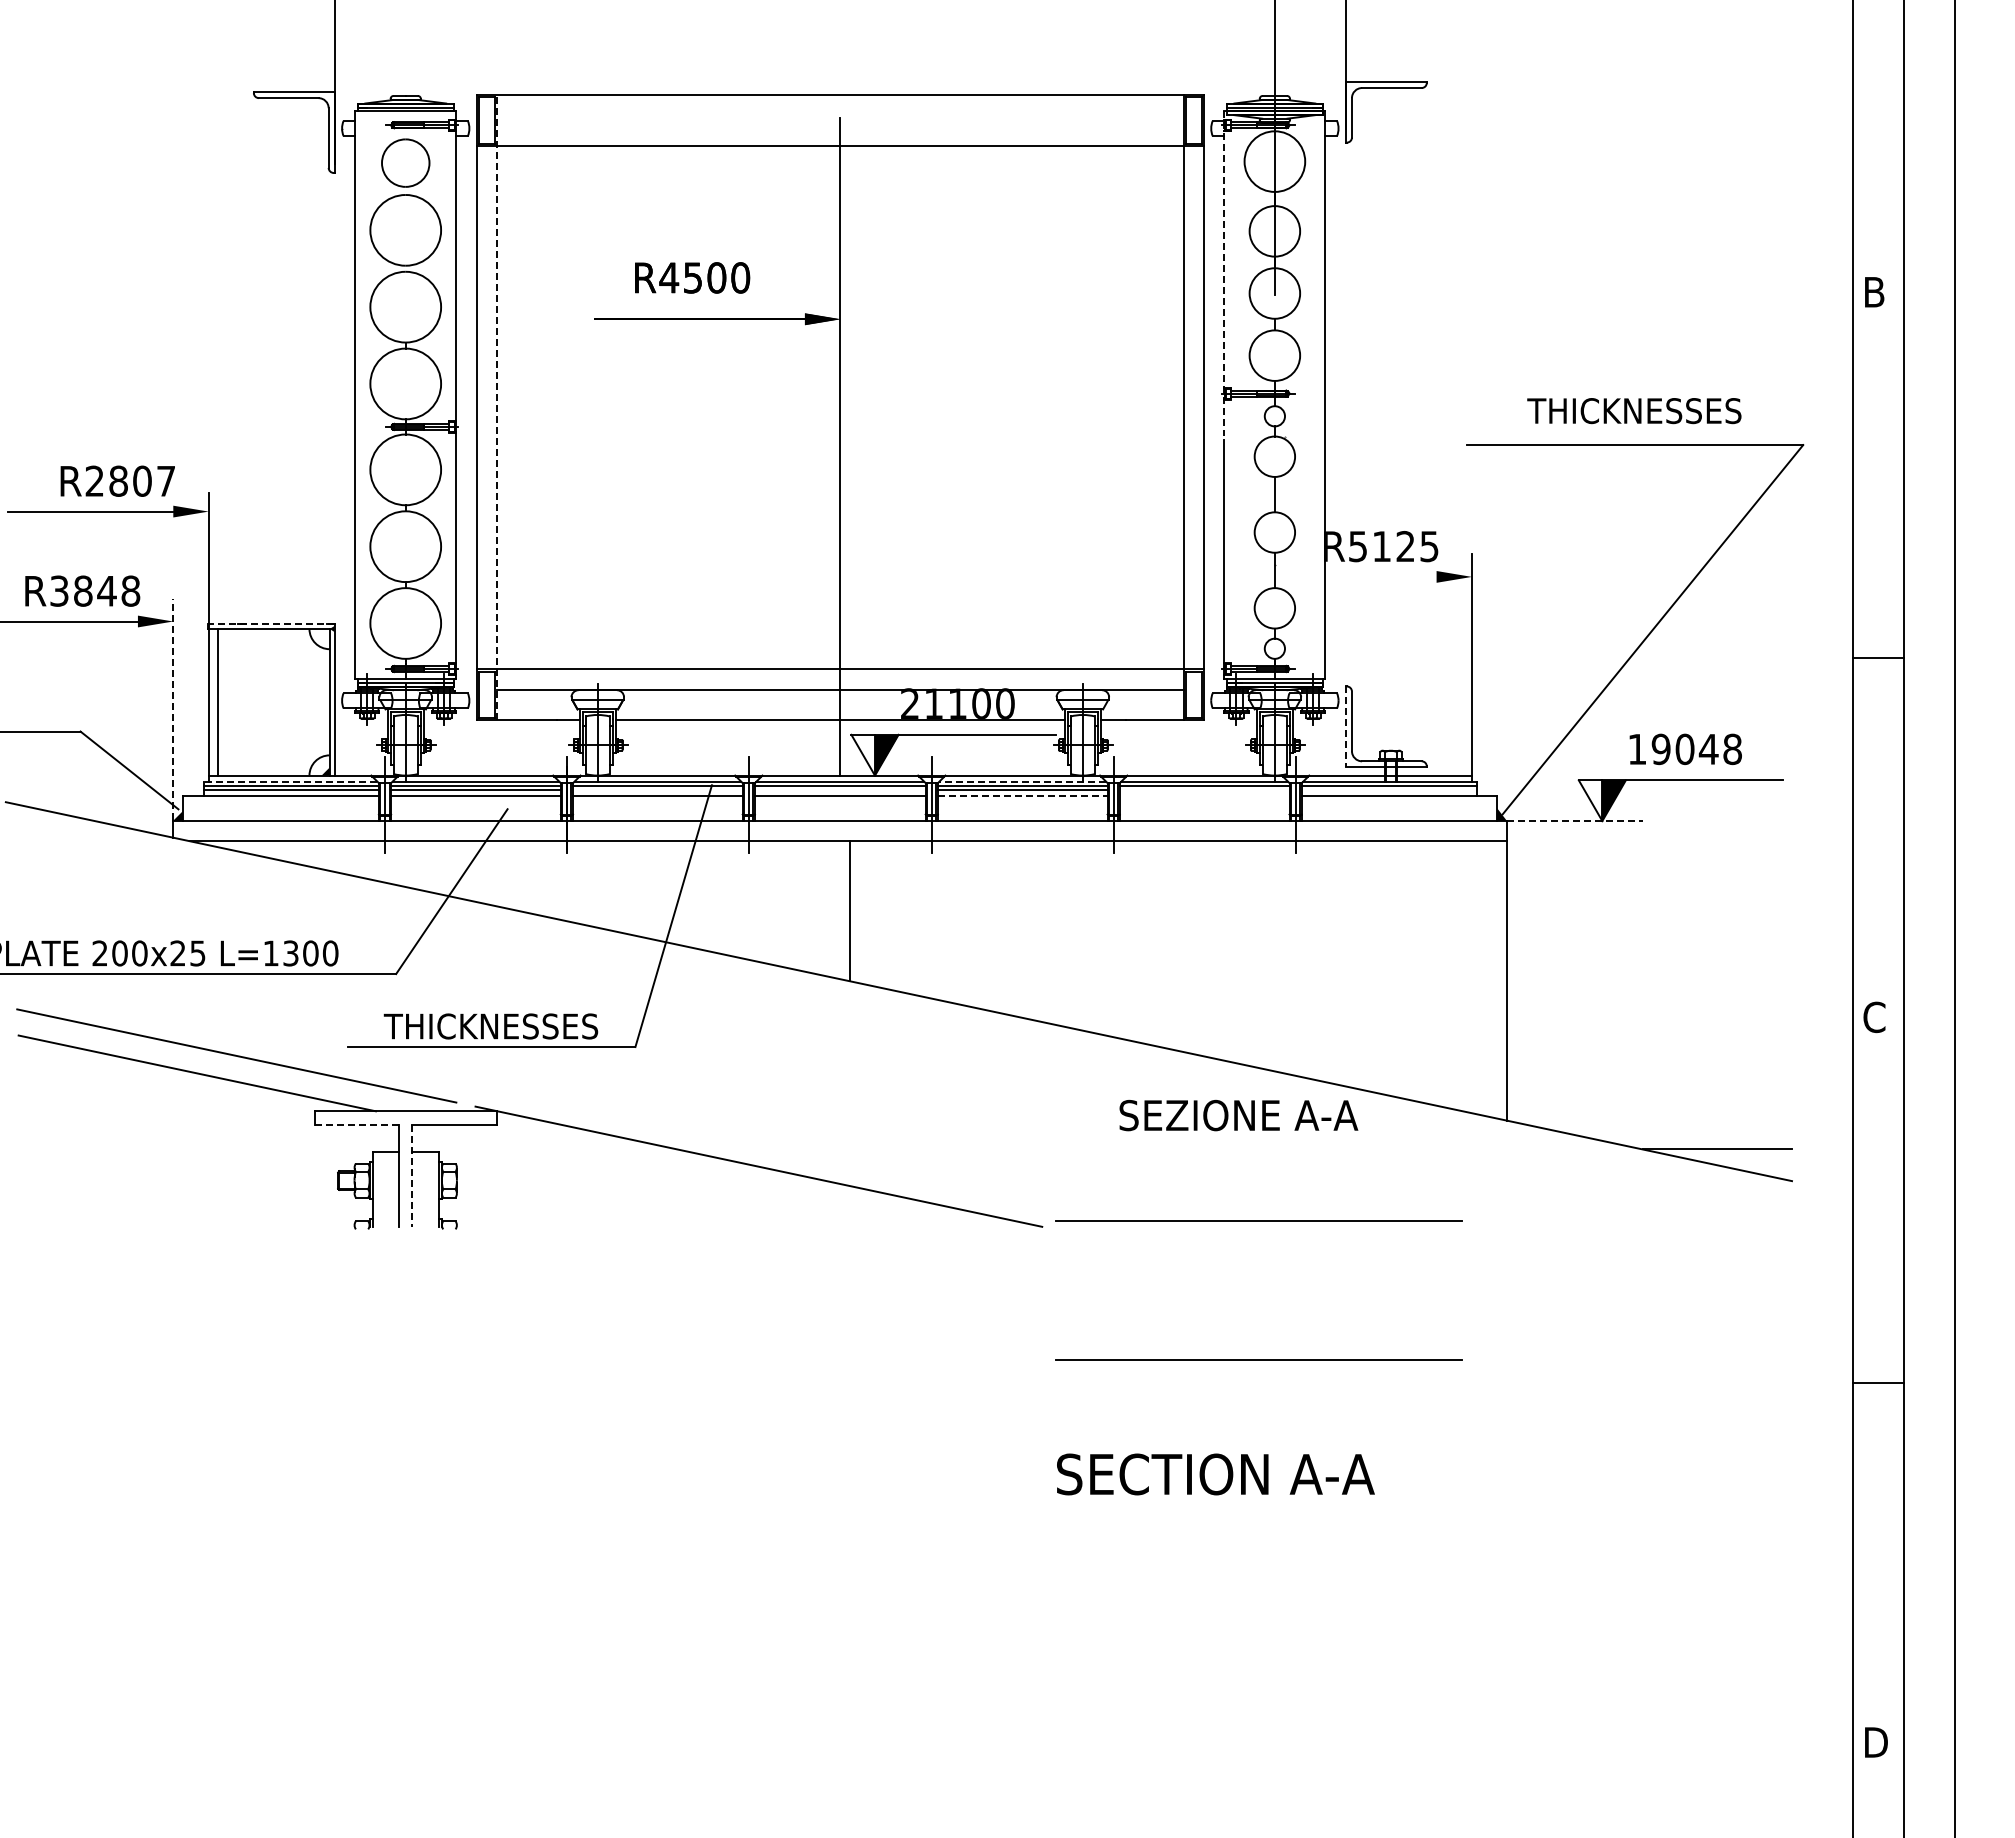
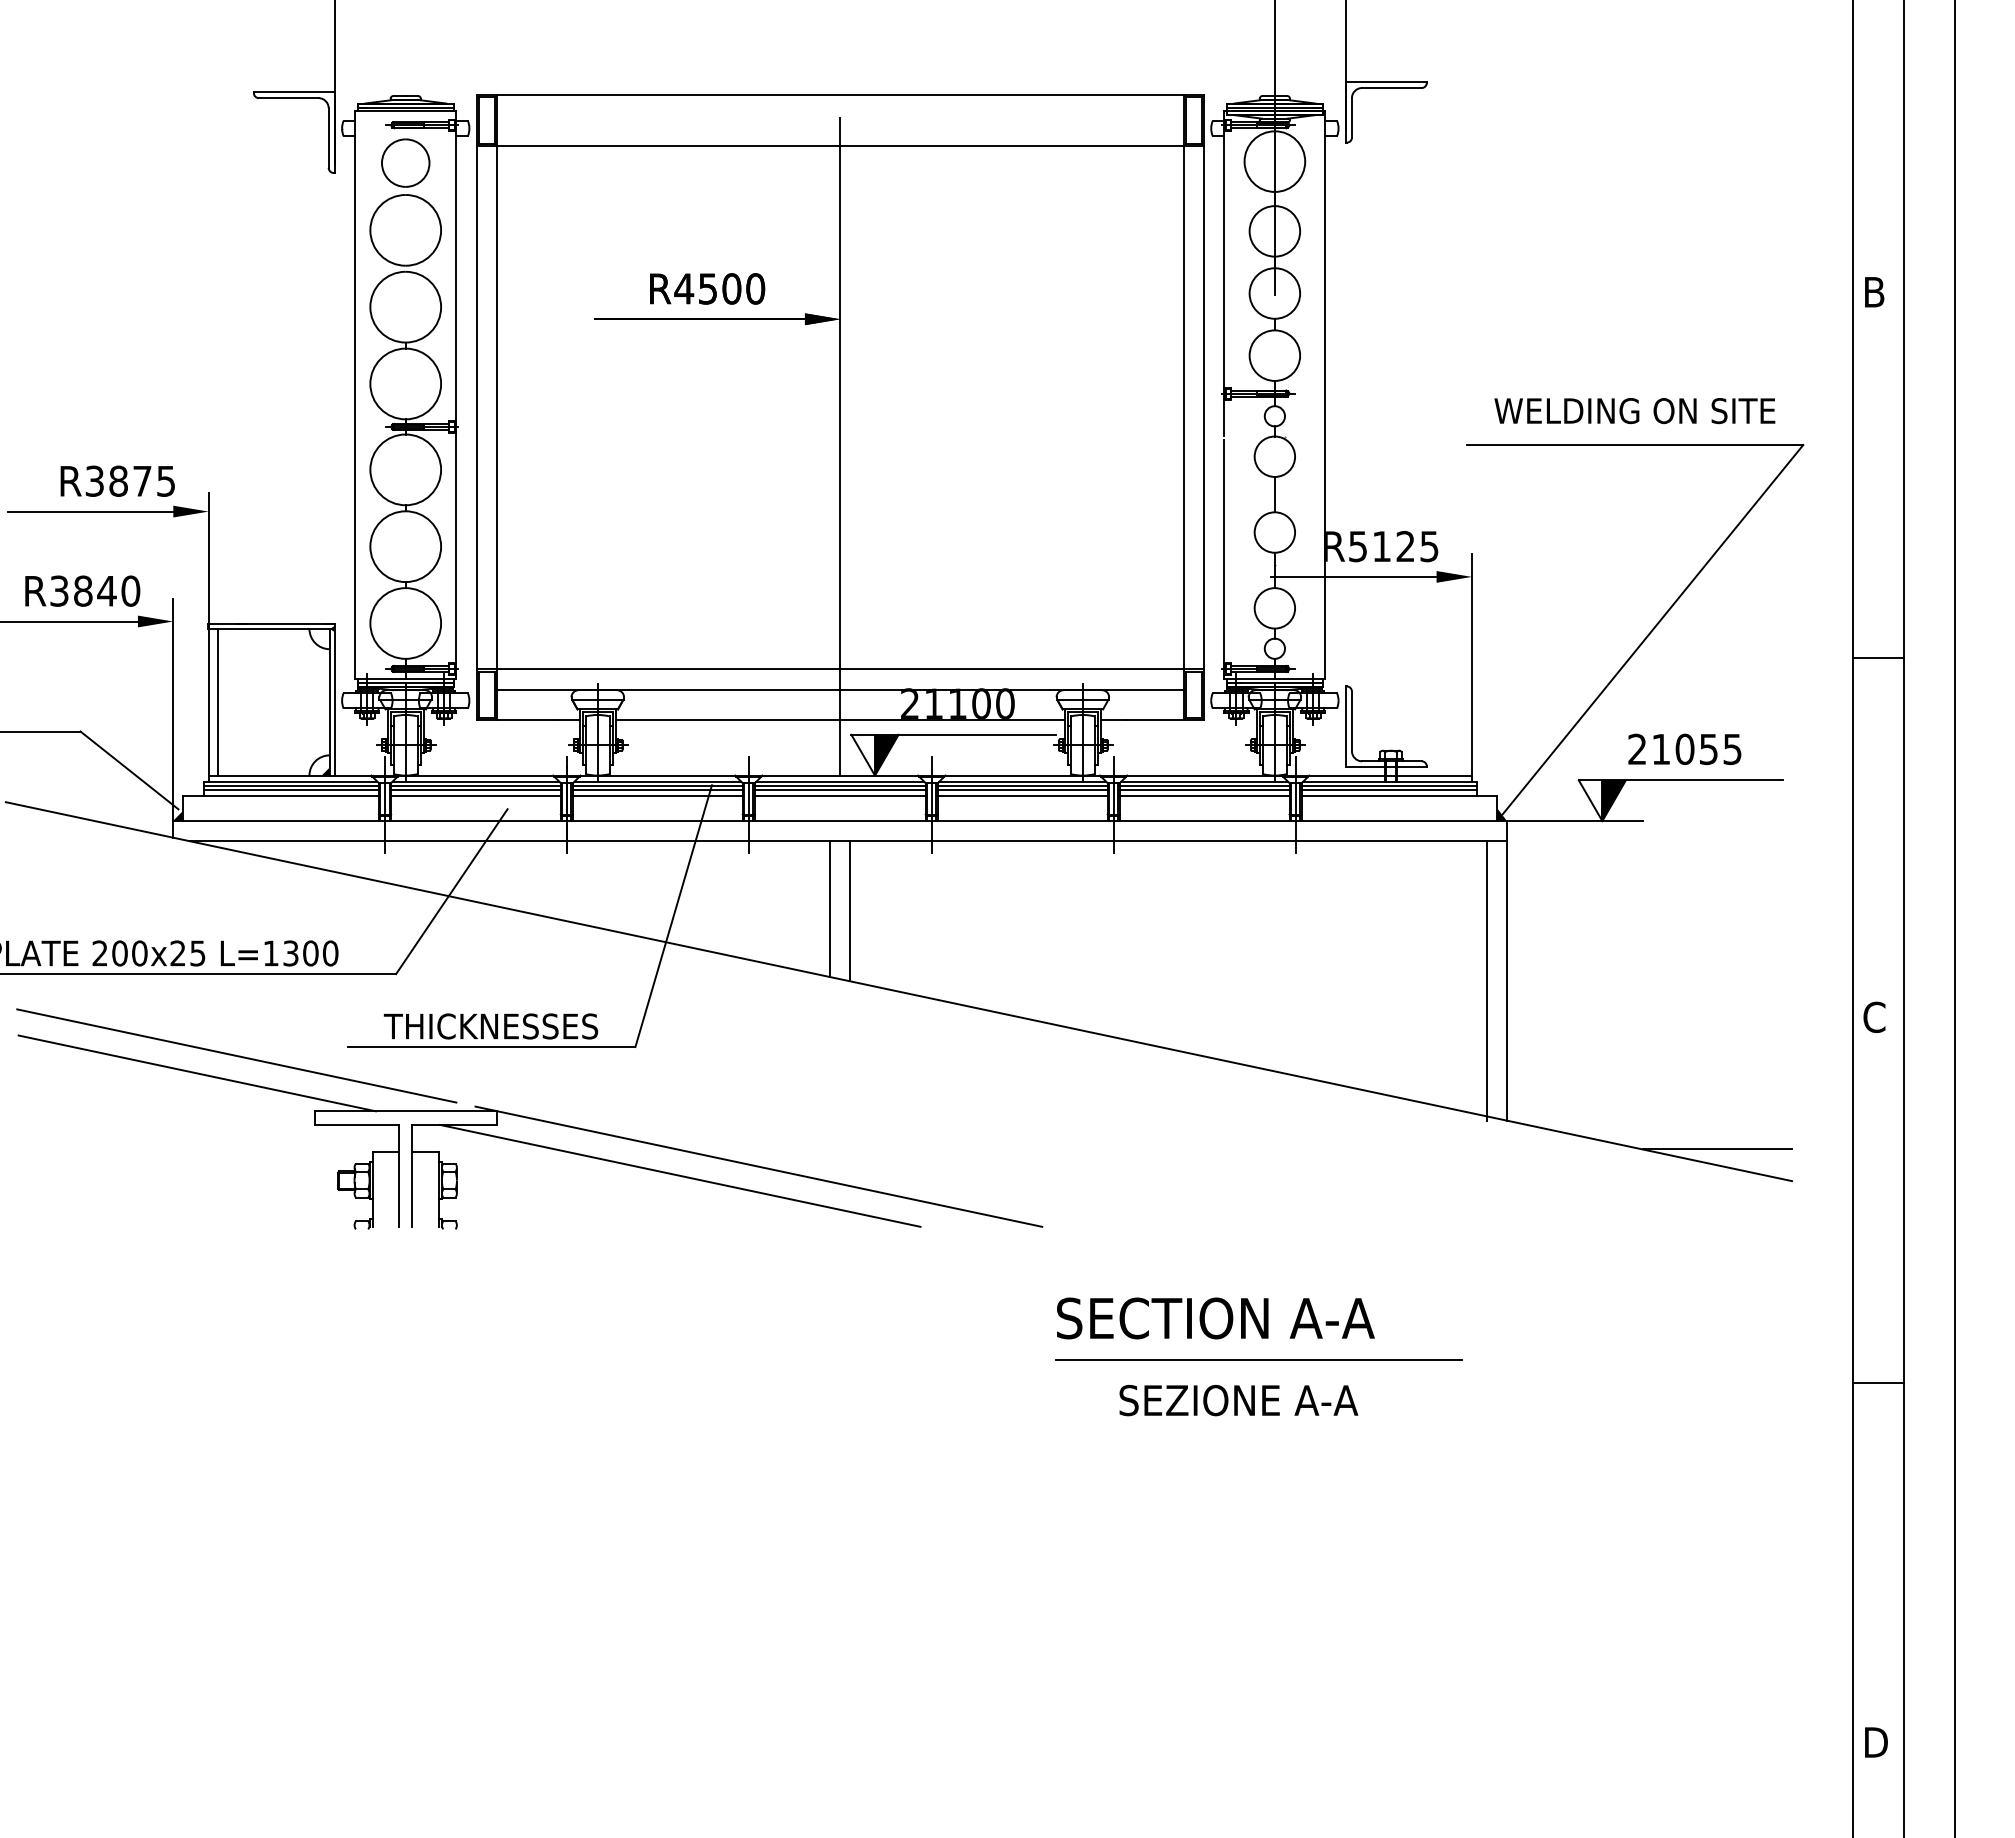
line: dashed -> solid (1224, 274)
text position: (692, 277) -> (707, 288) (707, 288)
line: dashed -> solid (496, 407)
text: THICKNESSES -> WELDING ON SITE (1634, 411)
text: R2807 -> R3875 (129, 480)
line: none -> present (1353, 576)
text: R3848 -> R3840 (130, 591)
line: dashed -> solid (271, 623)
line: dashed -> solid (173, 709)
line: dashed -> solid (1345, 727)
text: 19048 -> 21055 (1684, 749)
line: dashed -> solid (290, 781)
line: dashed -> solid (1022, 781)
line: none -> present (657, 789)
line: none -> present (839, 789)
line: none -> present (1204, 789)
line: none -> present (1389, 789)
line: dashed -> solid (1022, 795)
line: none -> present (1204, 795)
line: dashed -> solid (1575, 821)
line: none -> present (830, 909)
line: none -> present (1487, 980)
text position: (1238, 1115) -> (1238, 1400) (1238, 1400)
line: dashed -> solid (357, 1124)
line: dashed -> solid (412, 1175)
line: none -> present (680, 1175)
line: present -> none (1258, 1220)
text position: (1215, 1474) -> (1215, 1318) (1215, 1318)
